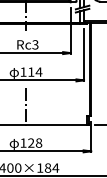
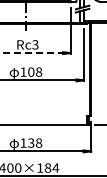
line: solid -> dashed (35, 53)
text: 114 -> 108 (35, 71)
line: present -> none (25, 107)
text: 128 -> 138 (31, 143)
